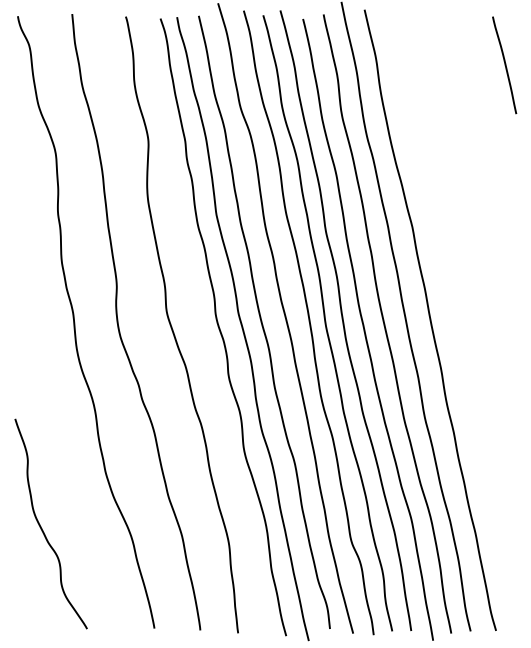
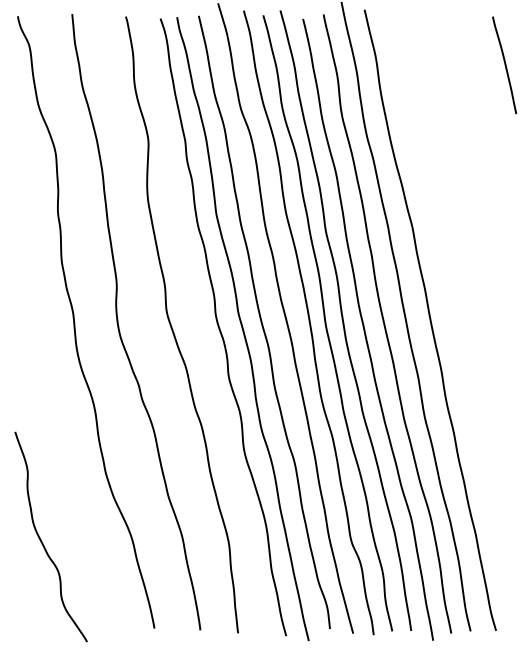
curve position: (42, 528) -> (42, 541) (42, 541)
